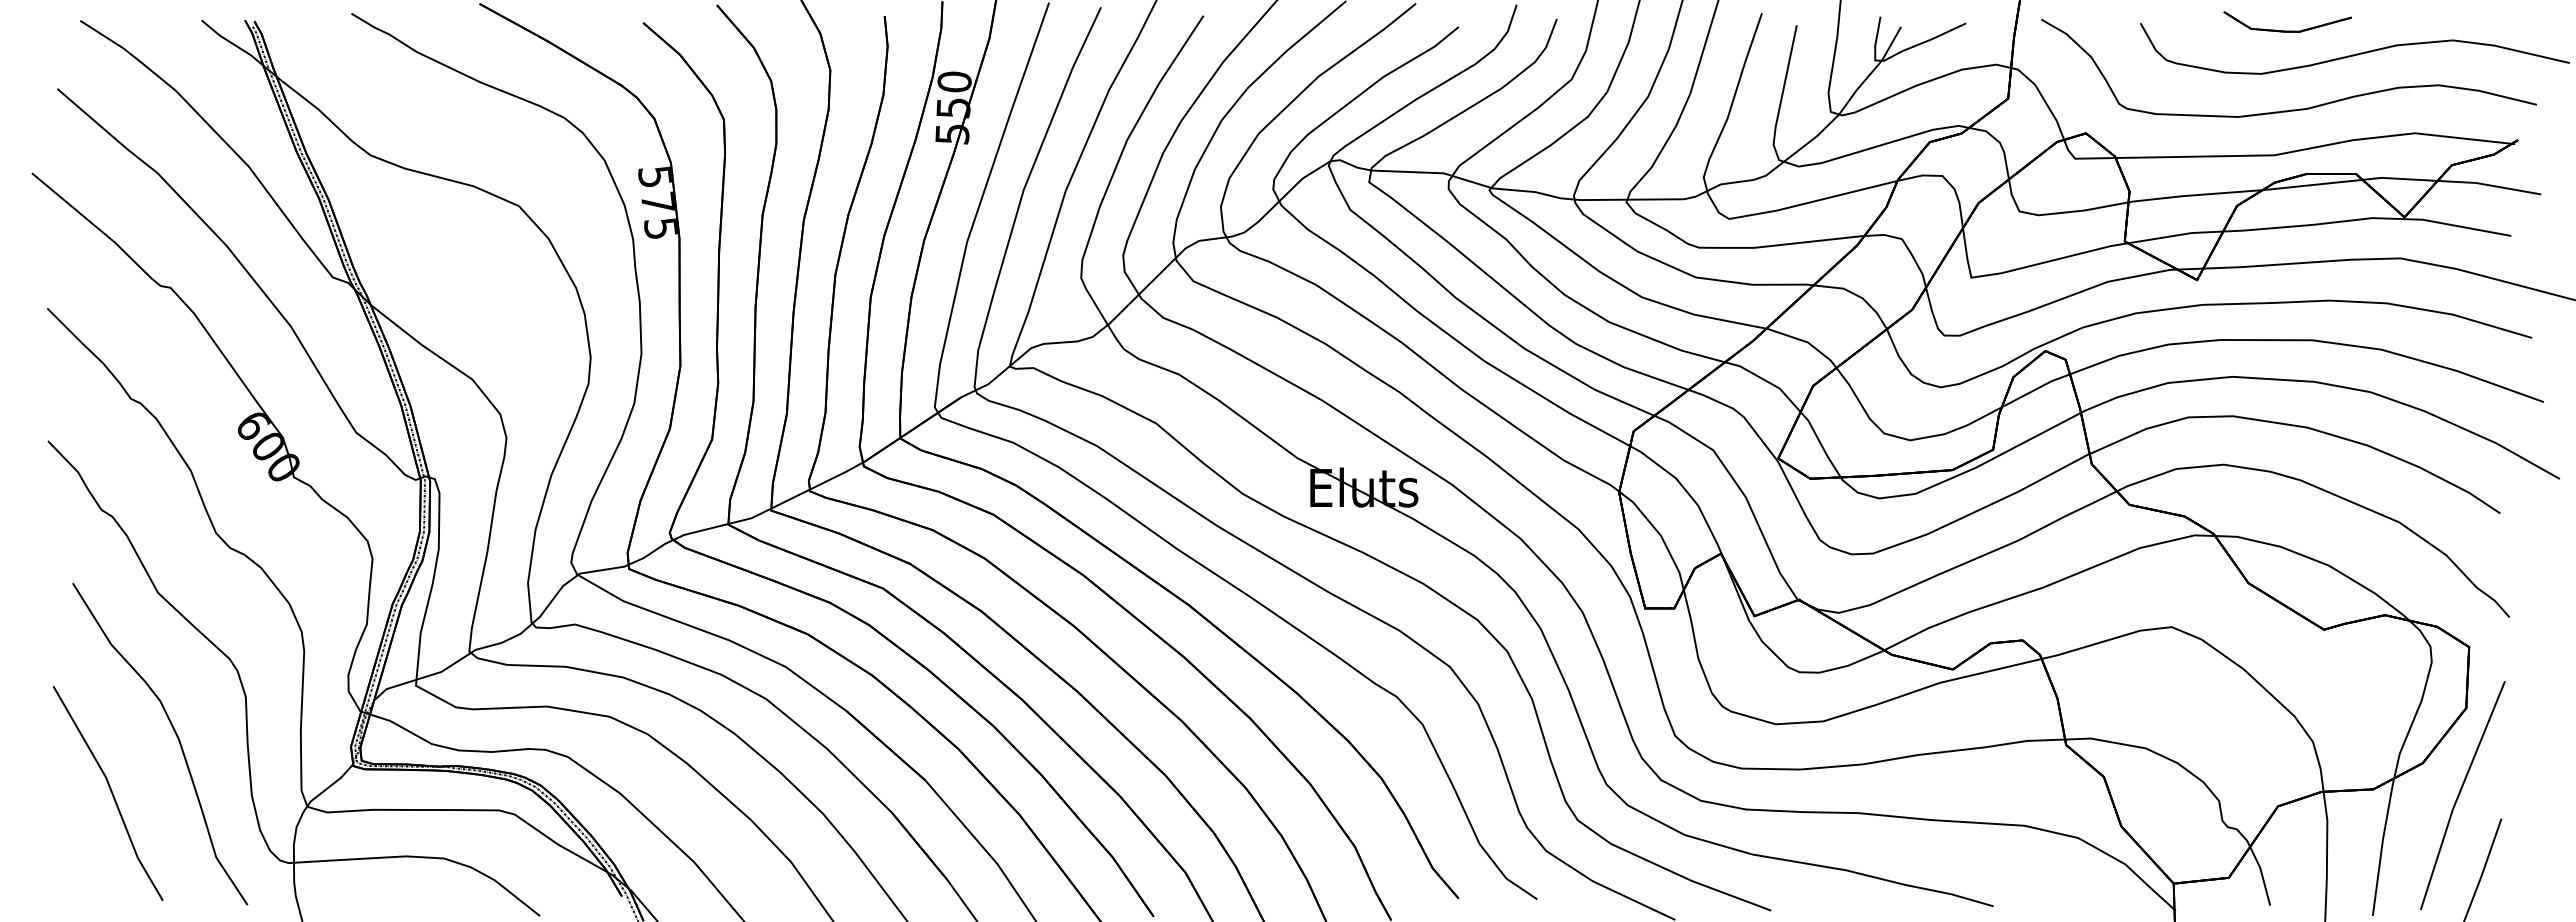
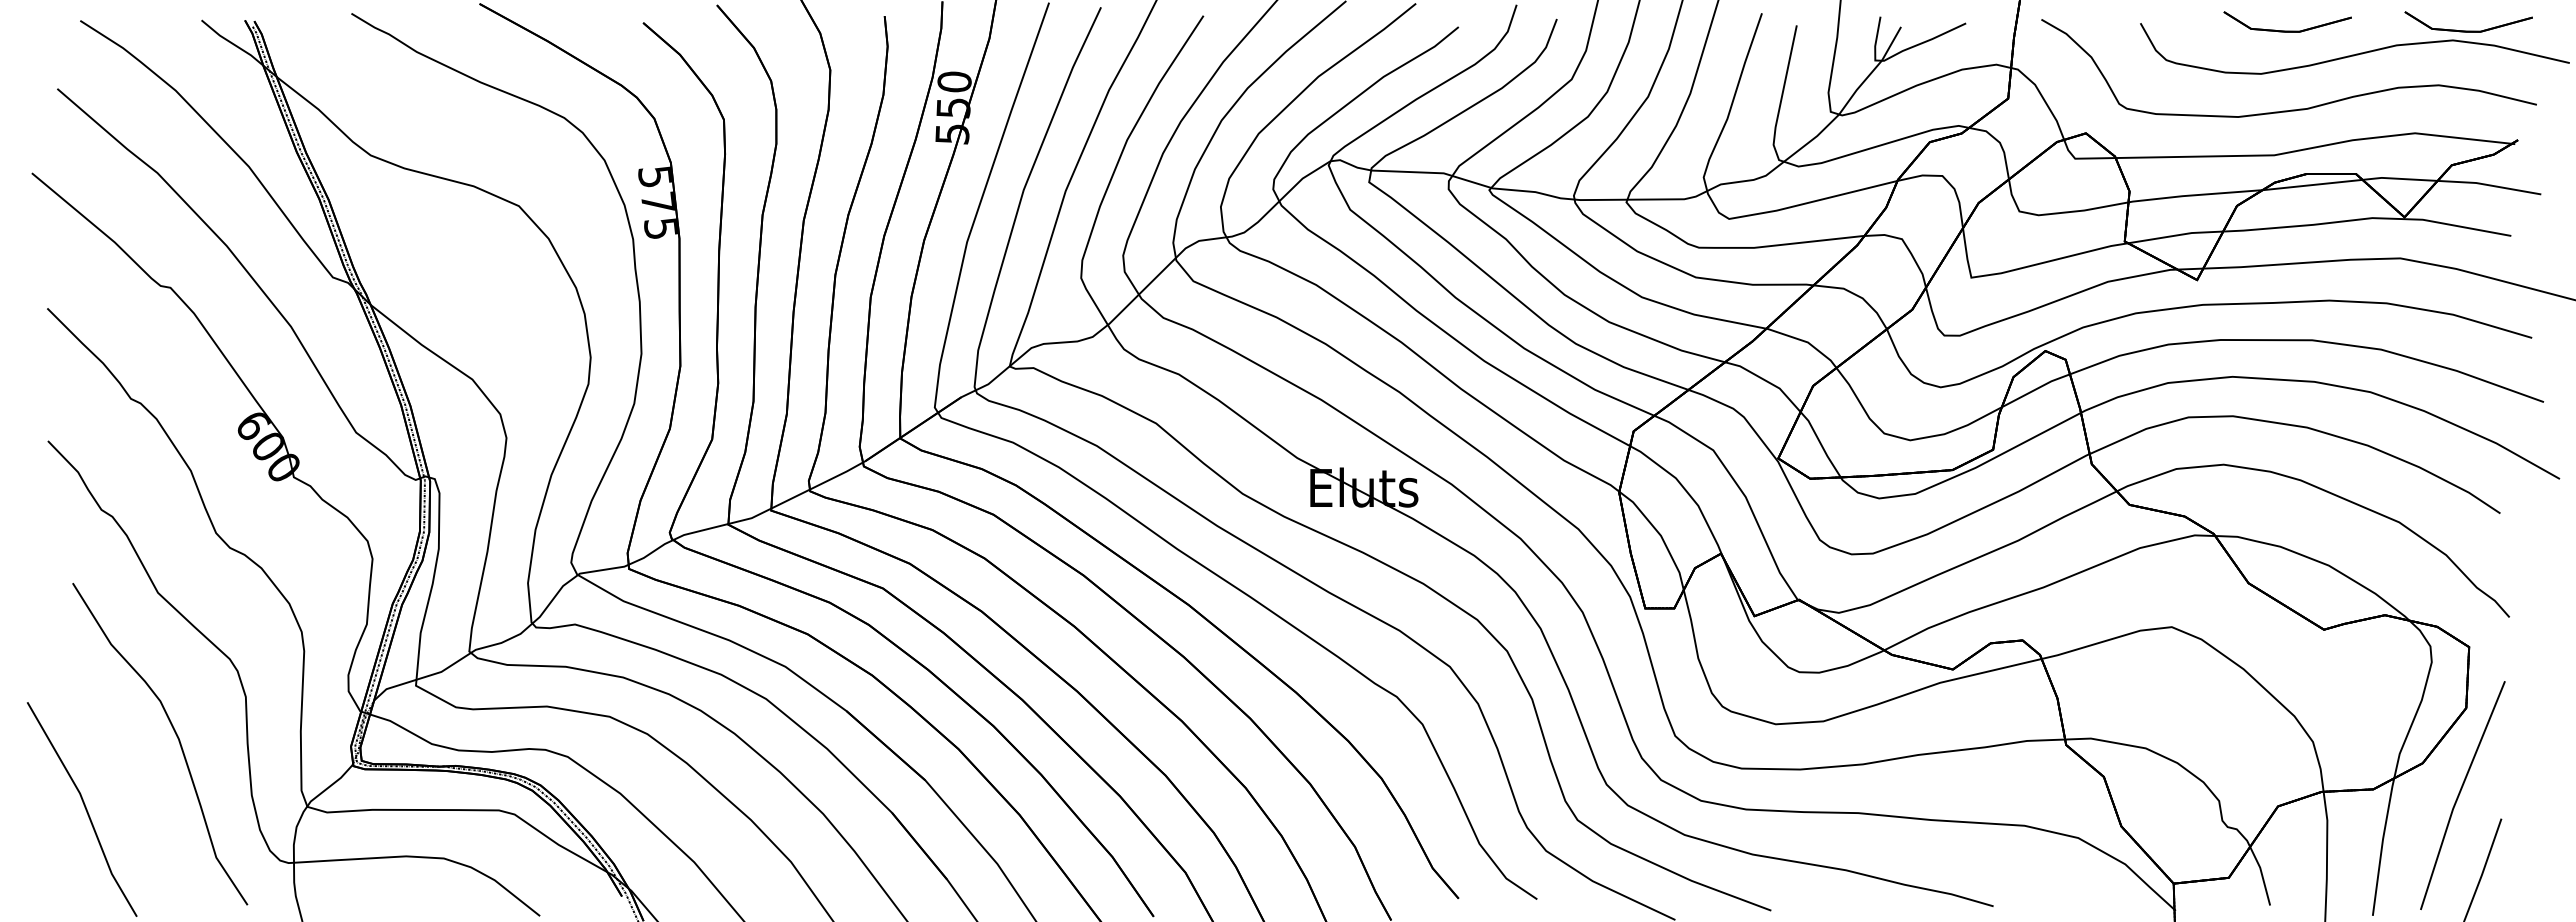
part: none -> present (2468, 30)
part position: (107, 793) -> (81, 809) (81, 809)
